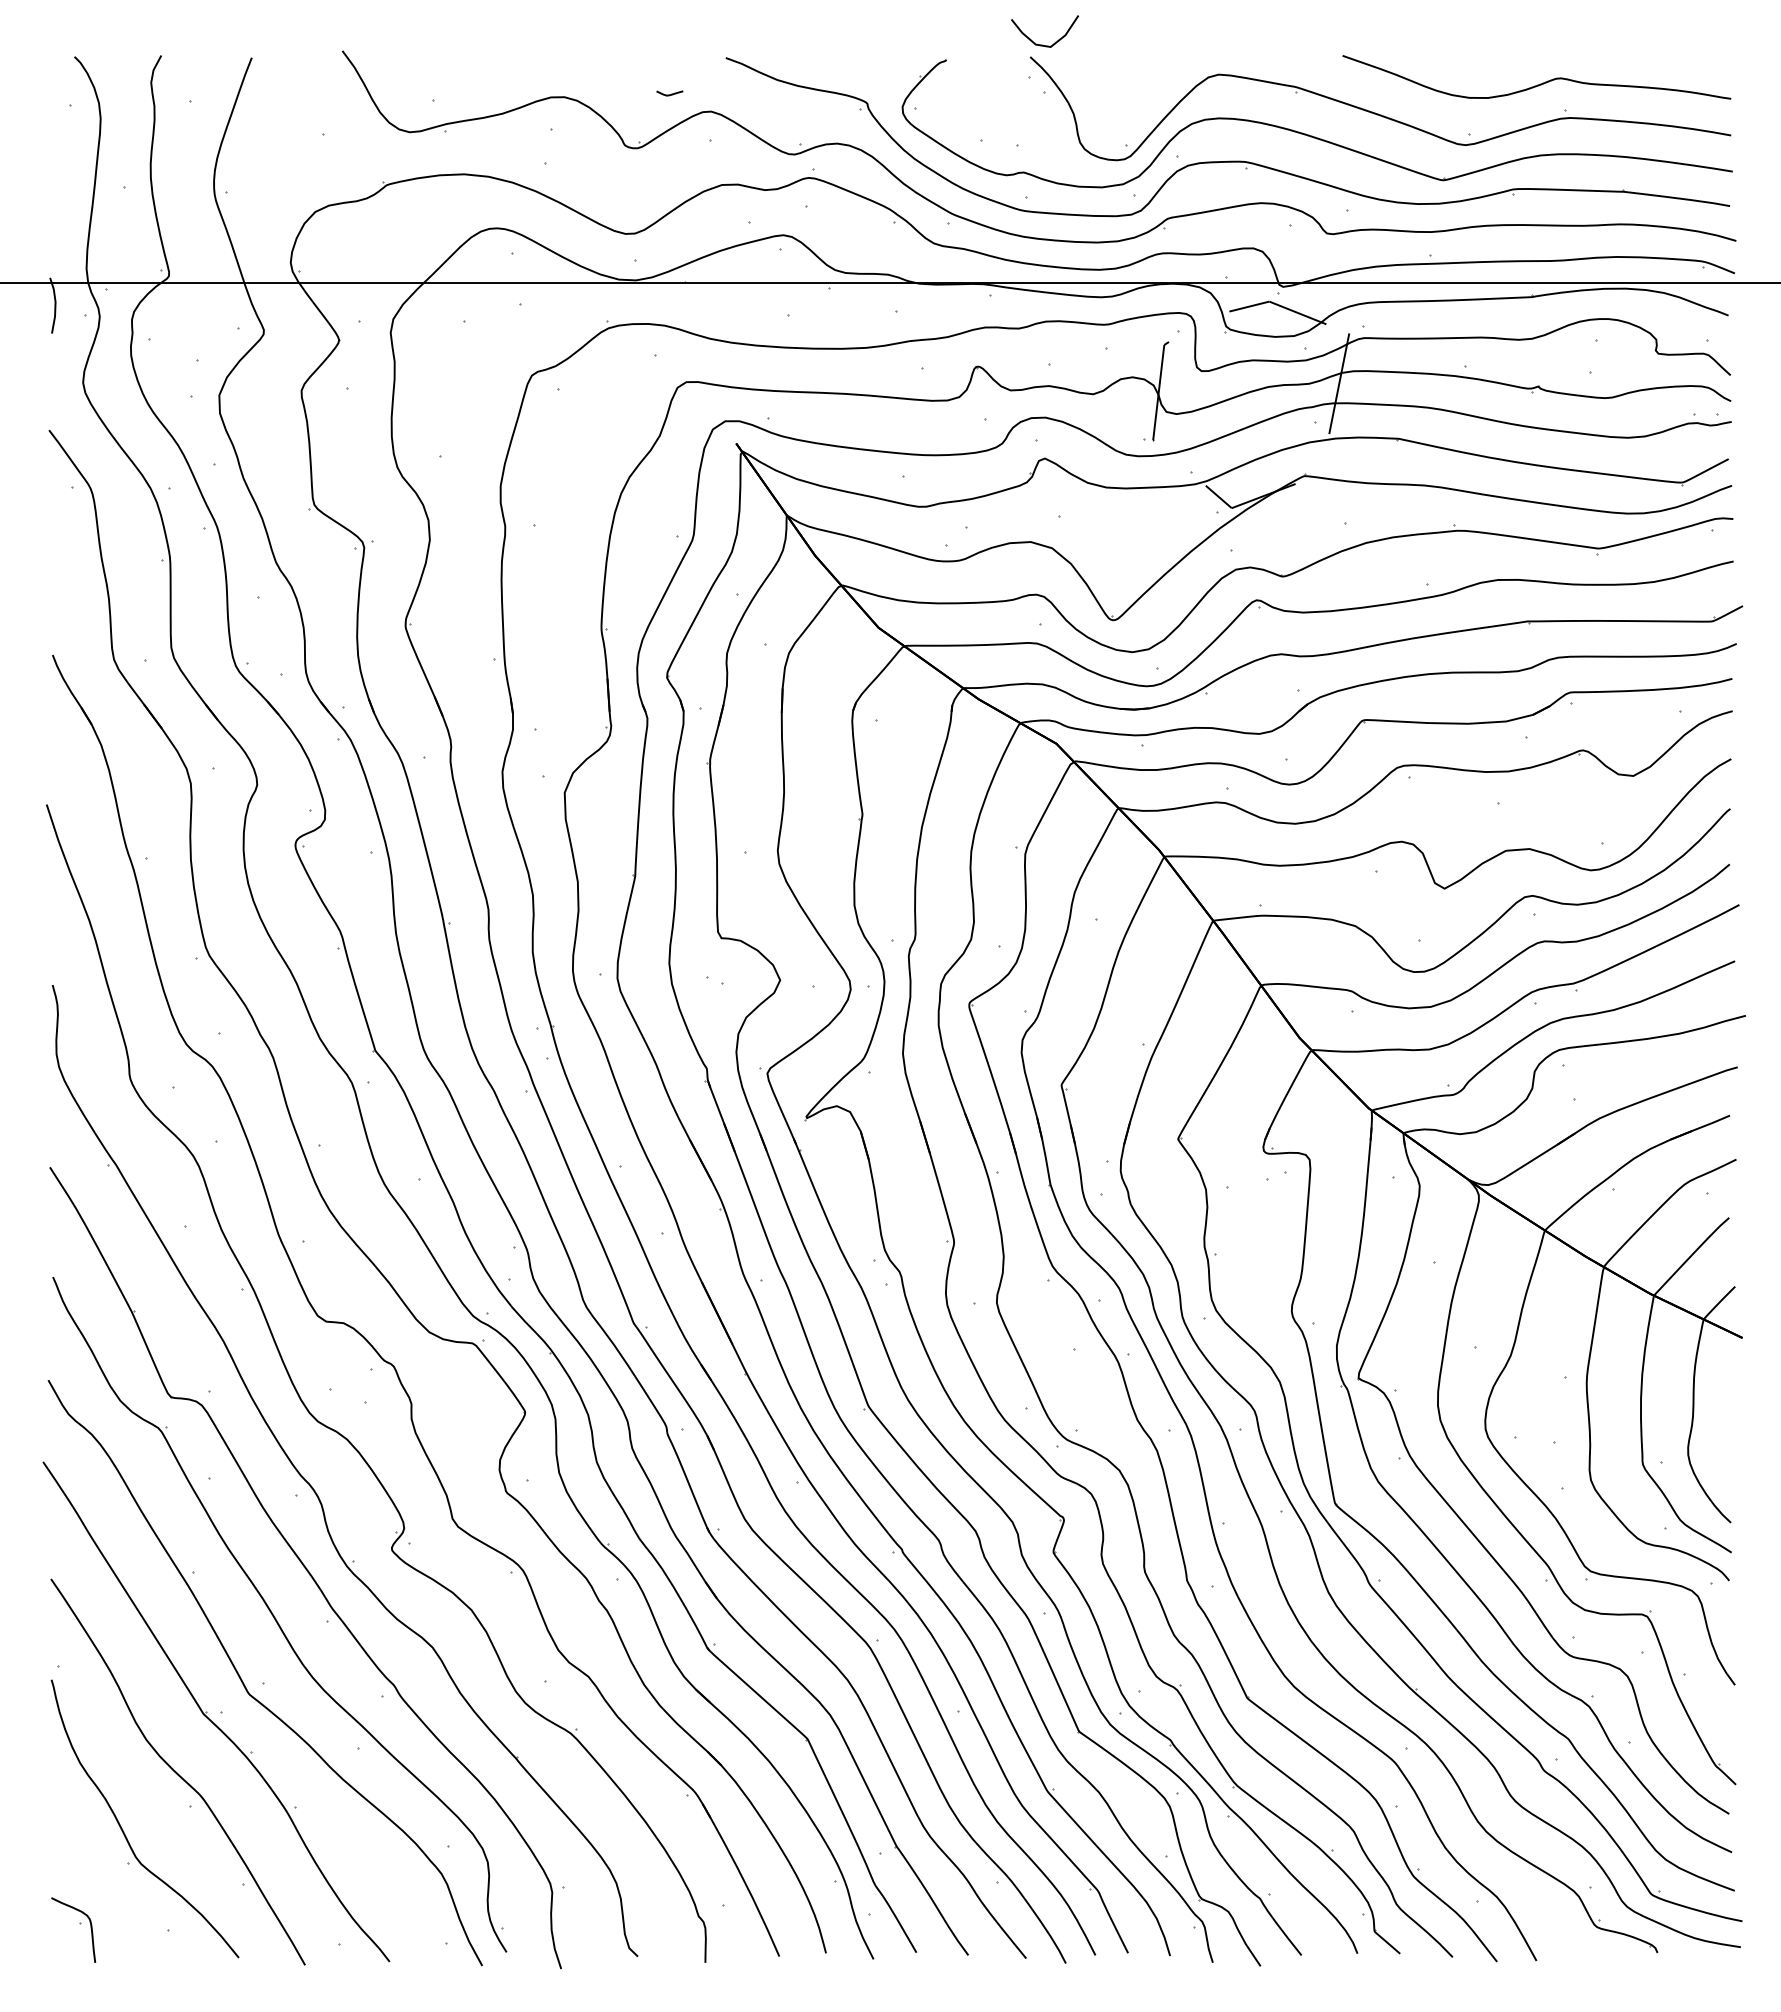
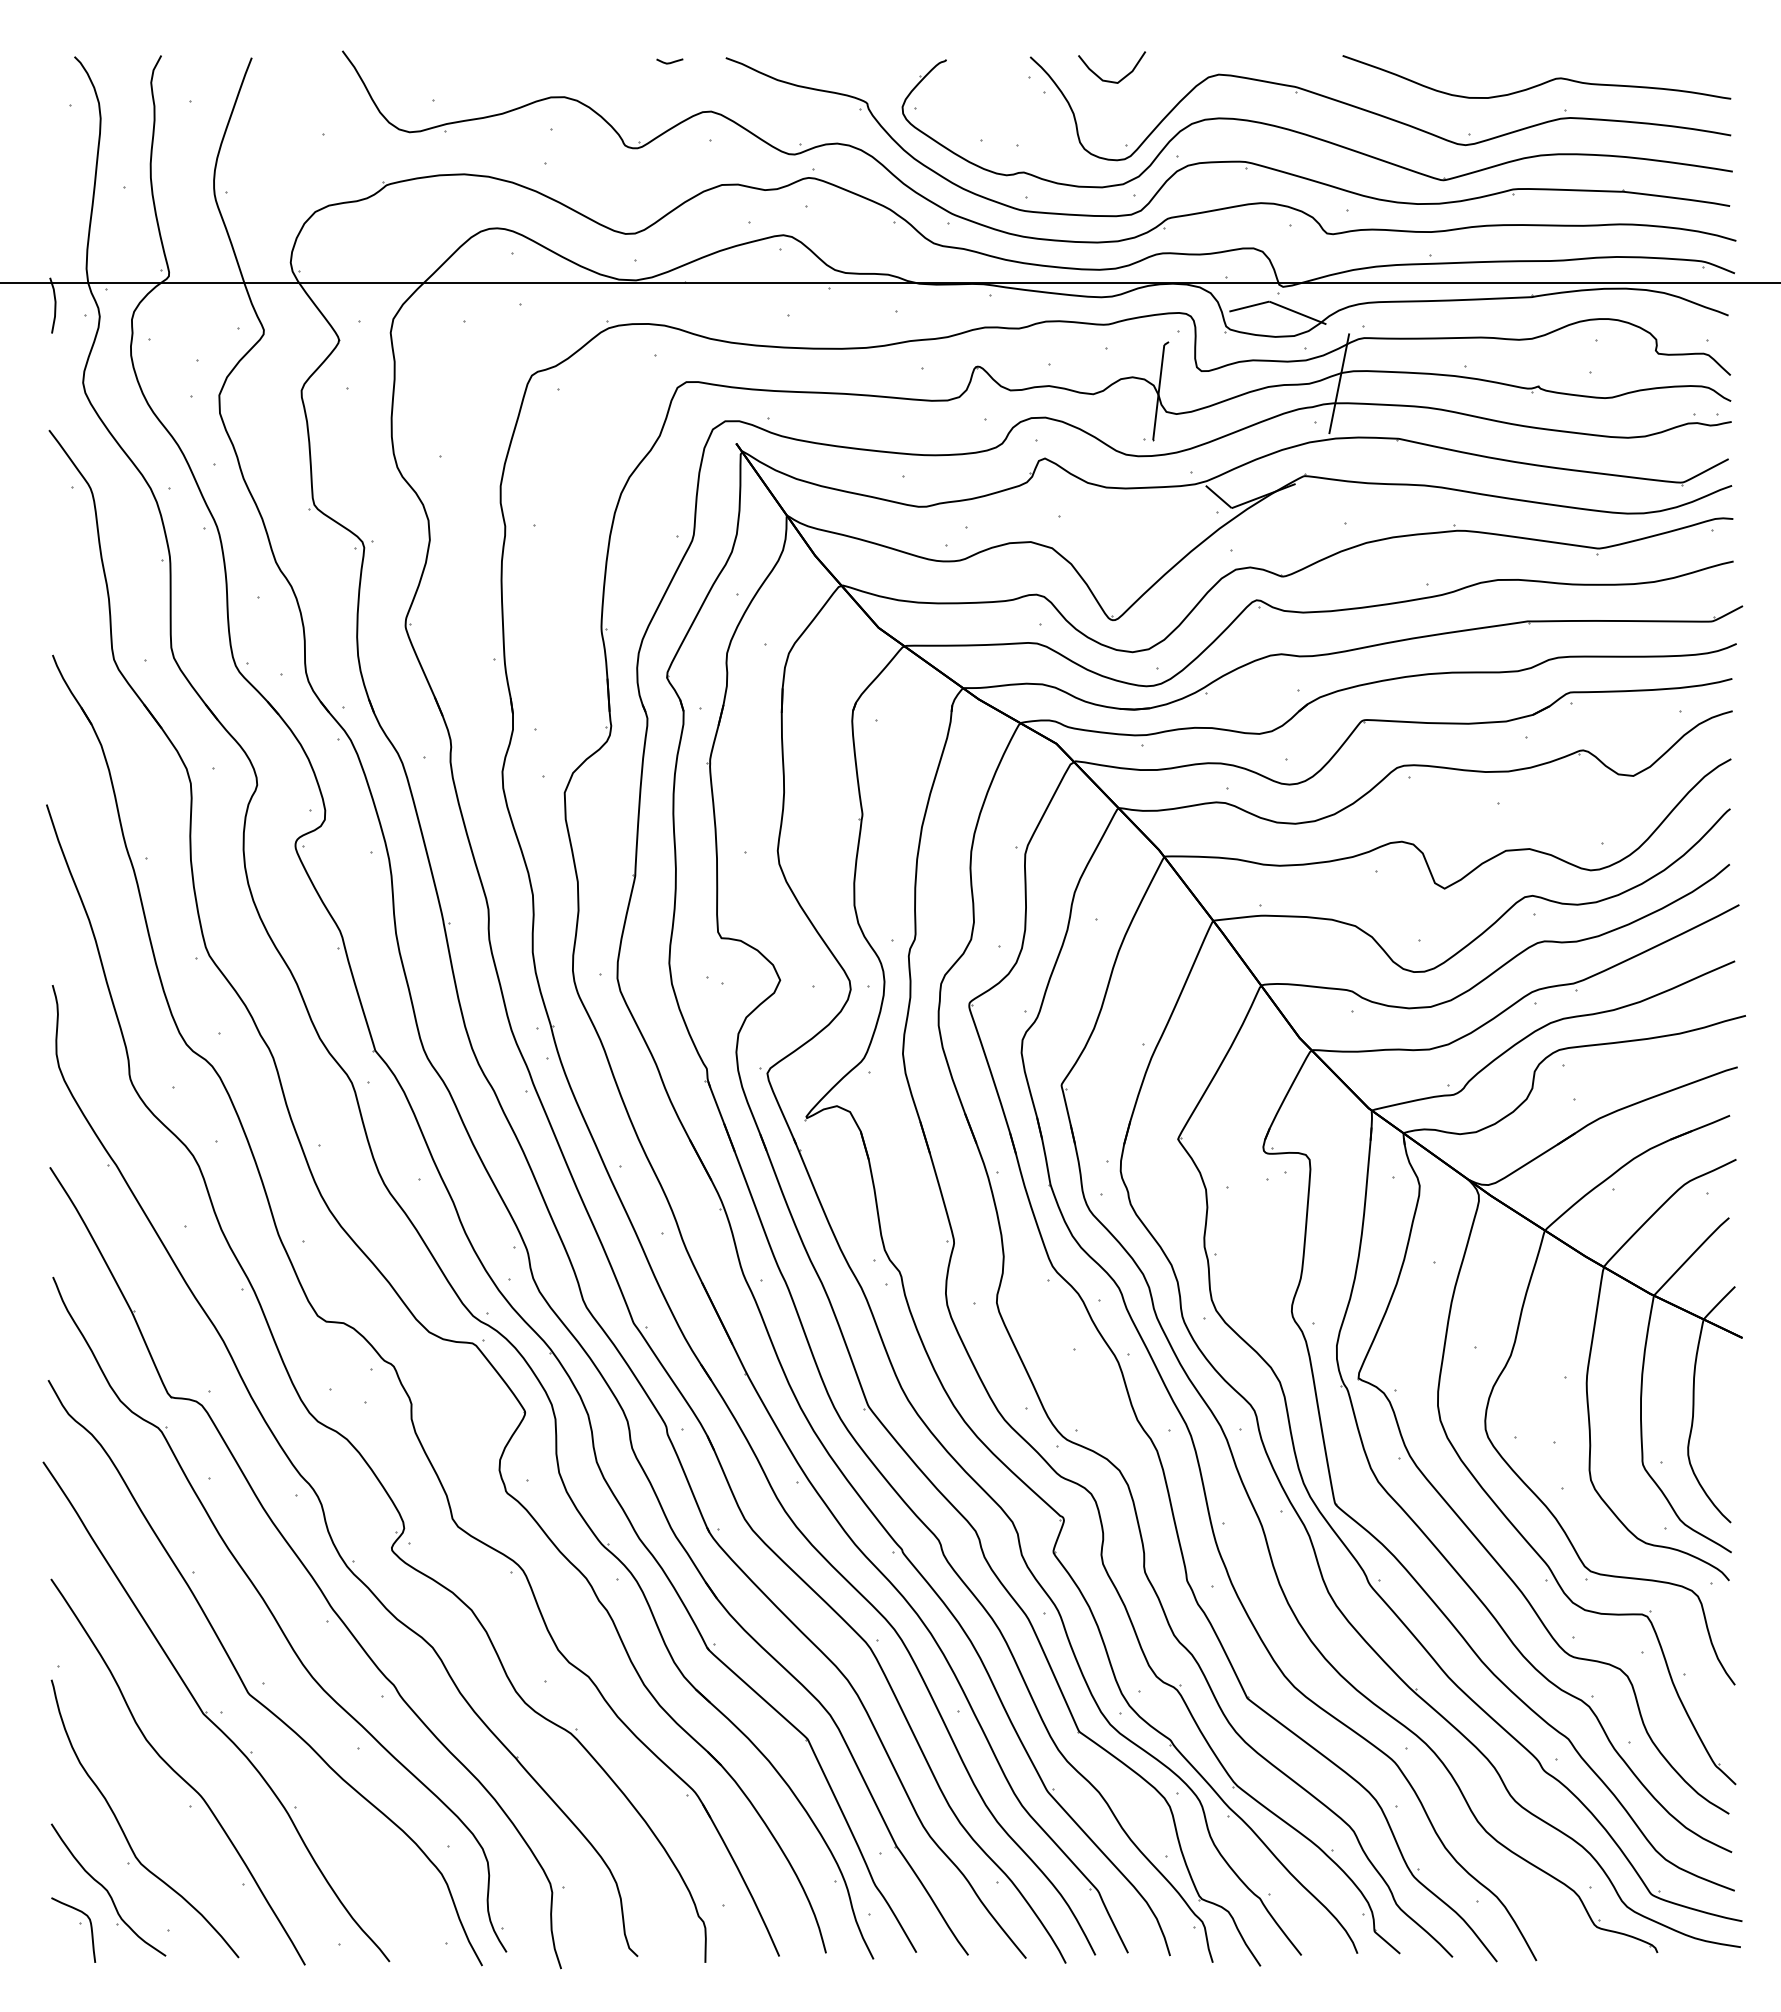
curve position: (1043, 44) -> (1110, 80) (1110, 80)
curve position: (669, 94) -> (669, 62) (669, 62)
part: none -> present (108, 1889)
